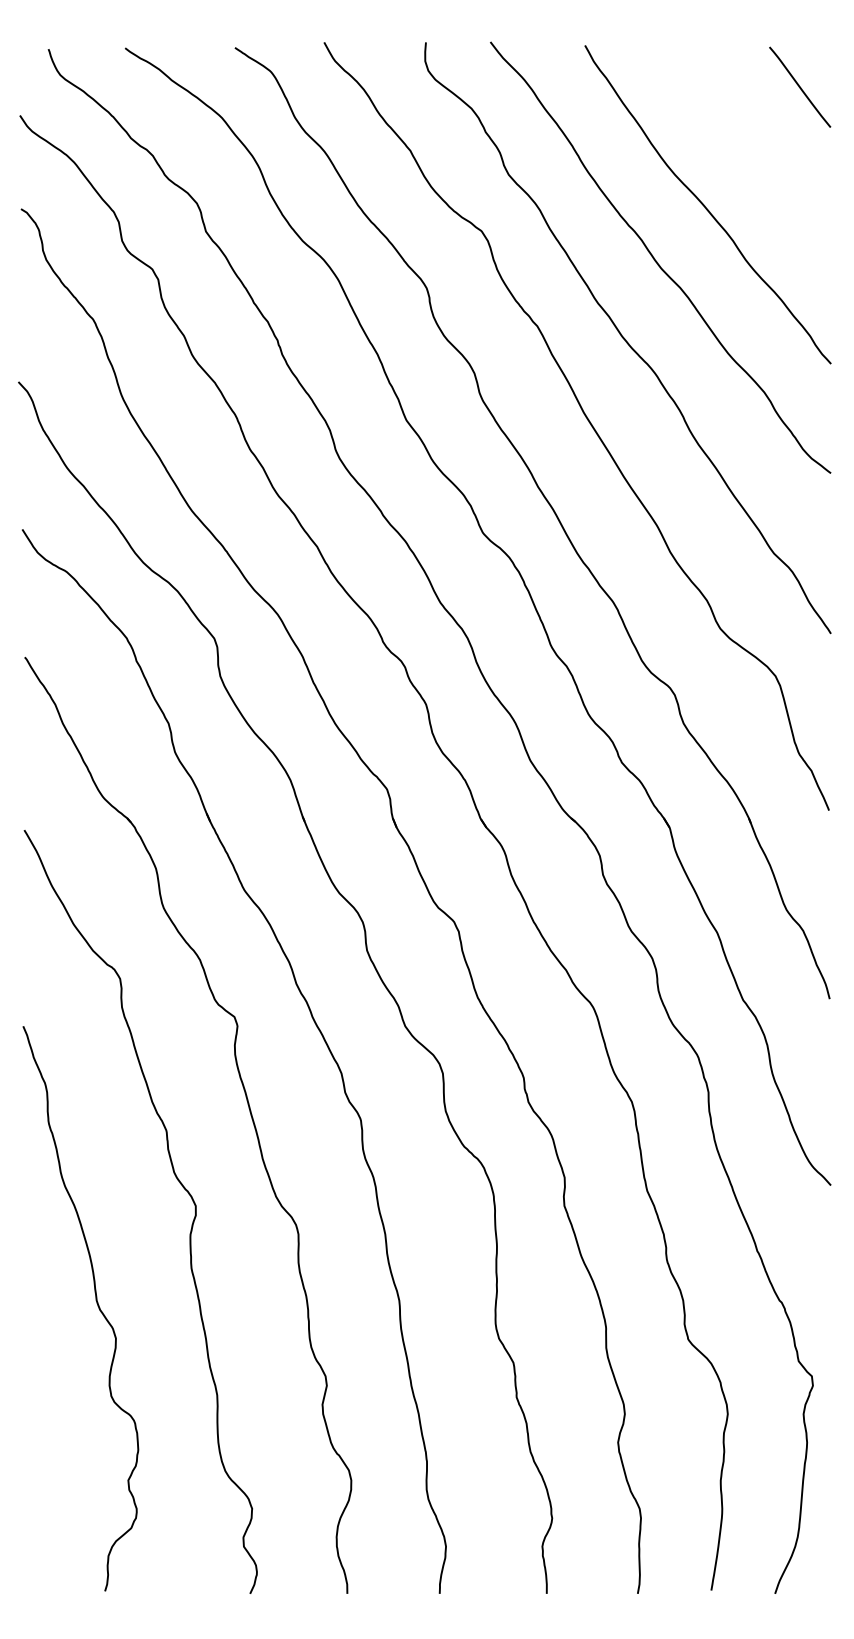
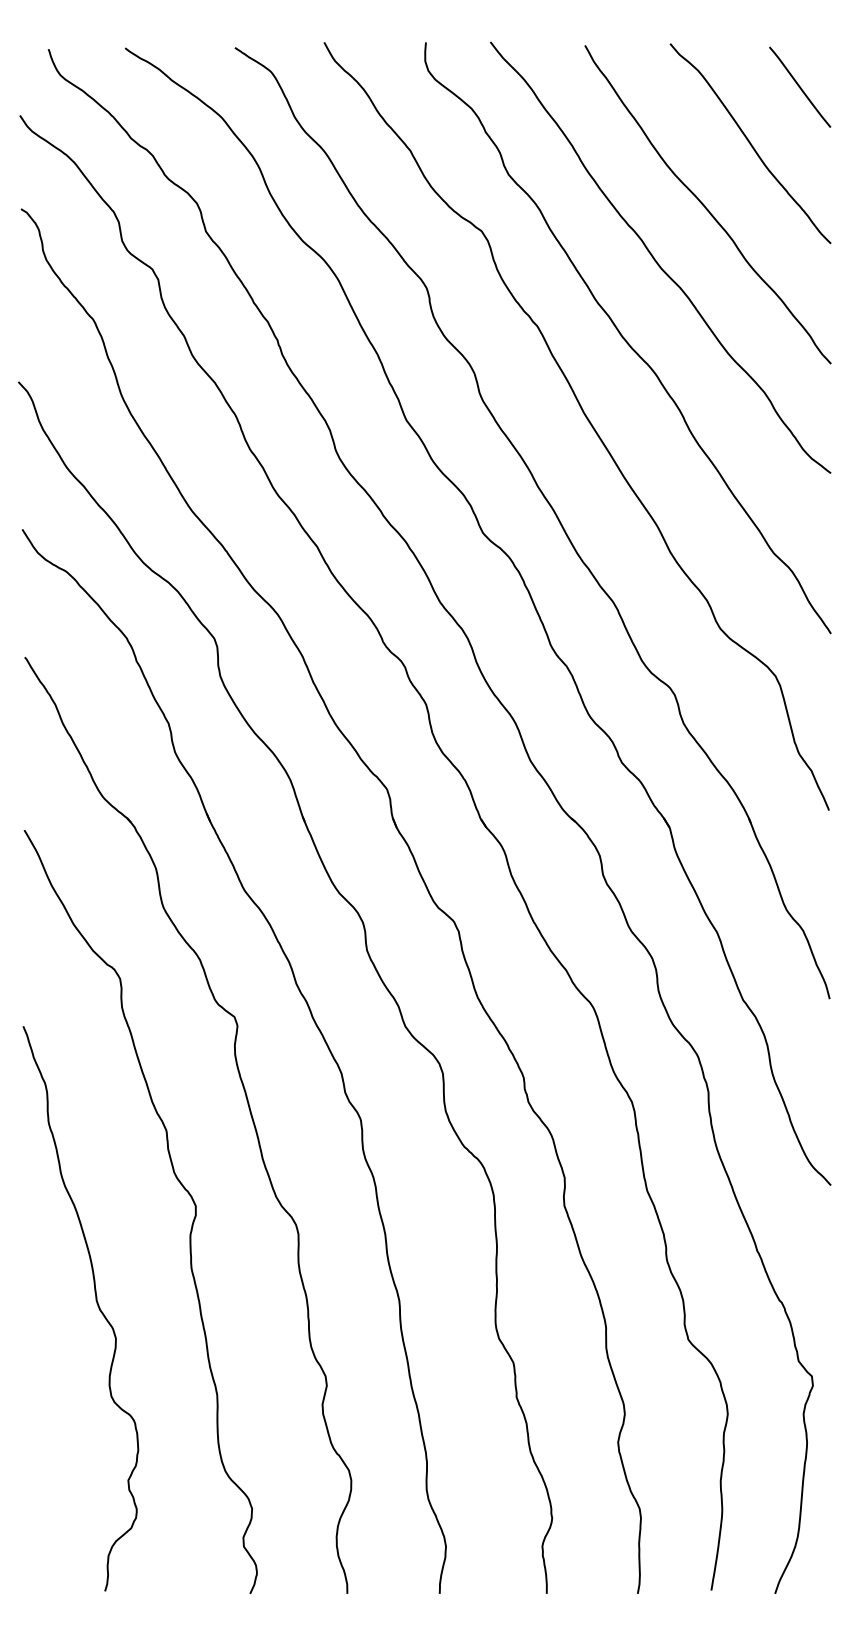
curve: none -> present (750, 143)
